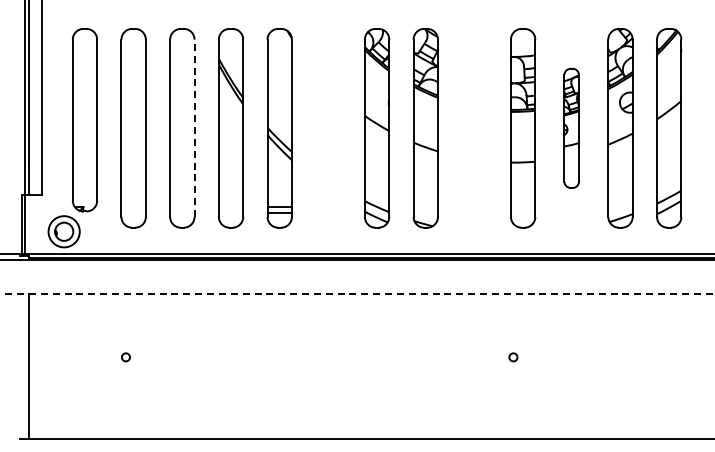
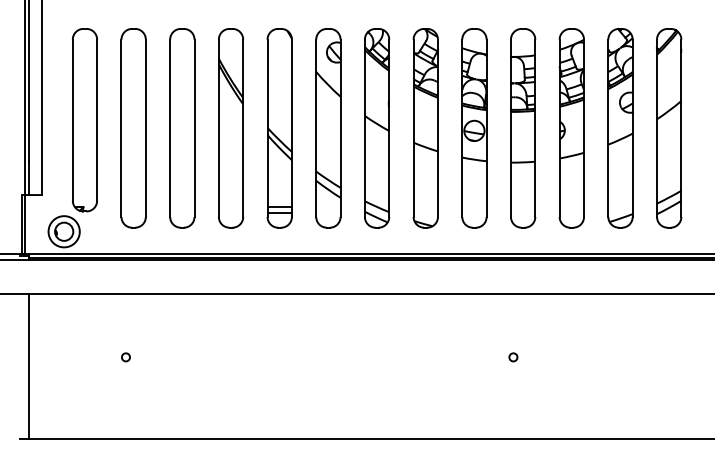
part size: 17x122 px -> 27x201 px (571, 128)
line: dashed -> solid (194, 128)
part: none -> present (328, 128)
part: none -> present (474, 128)
line: dashed -> solid (358, 294)
